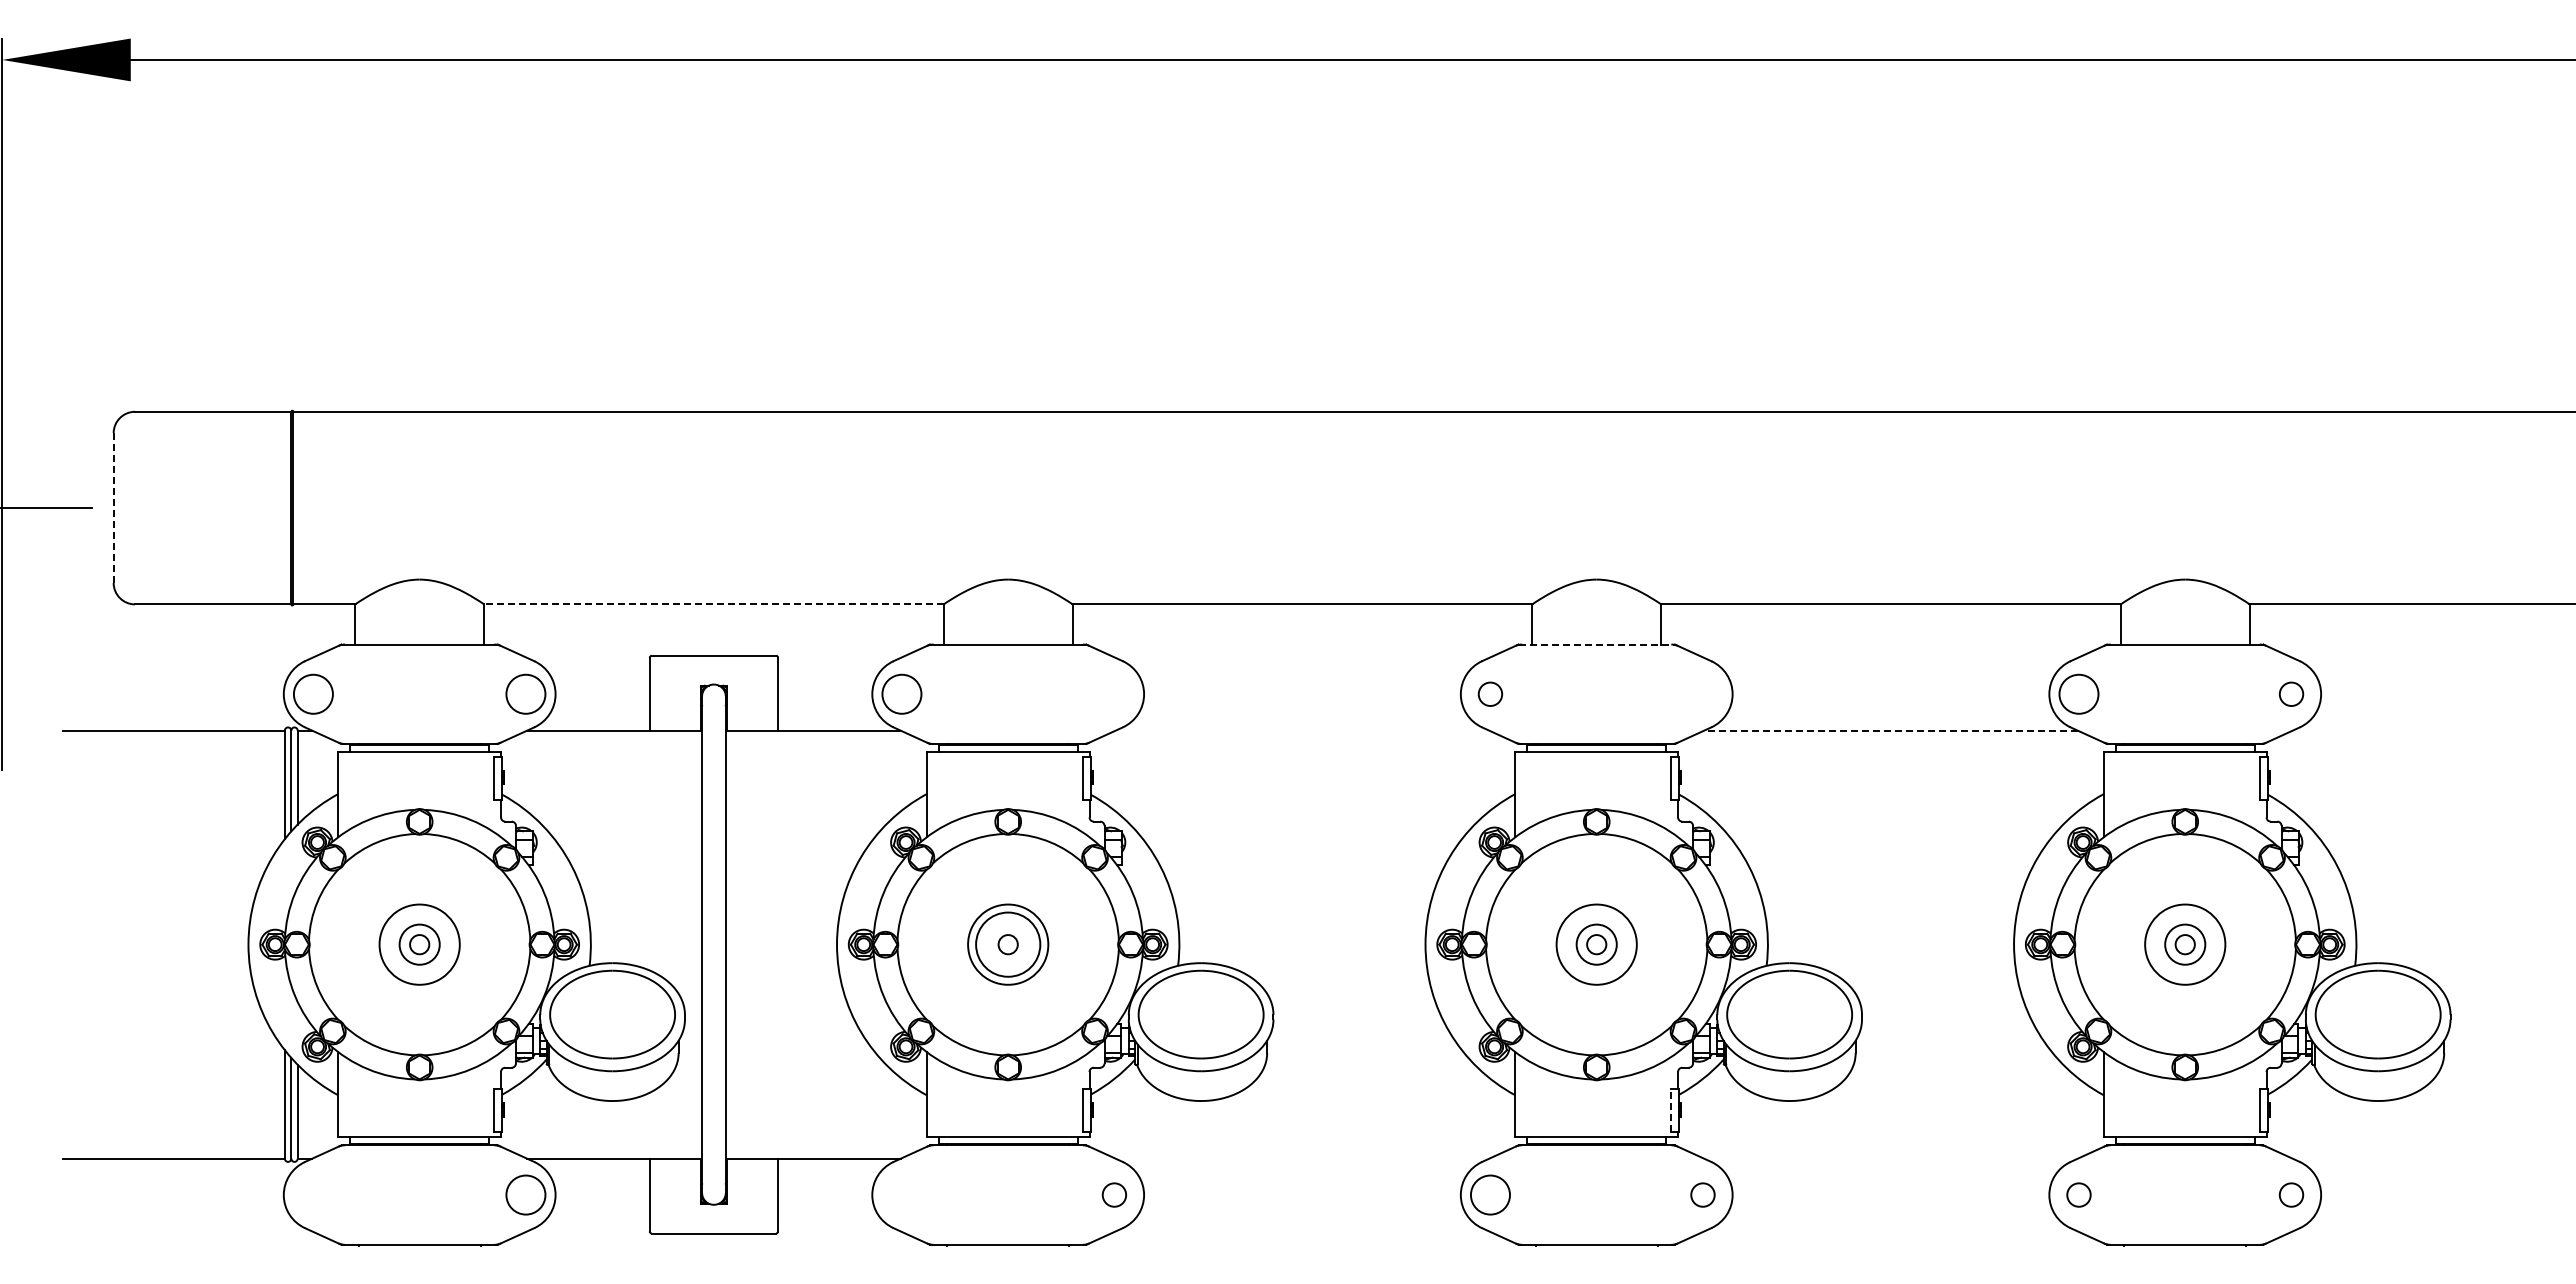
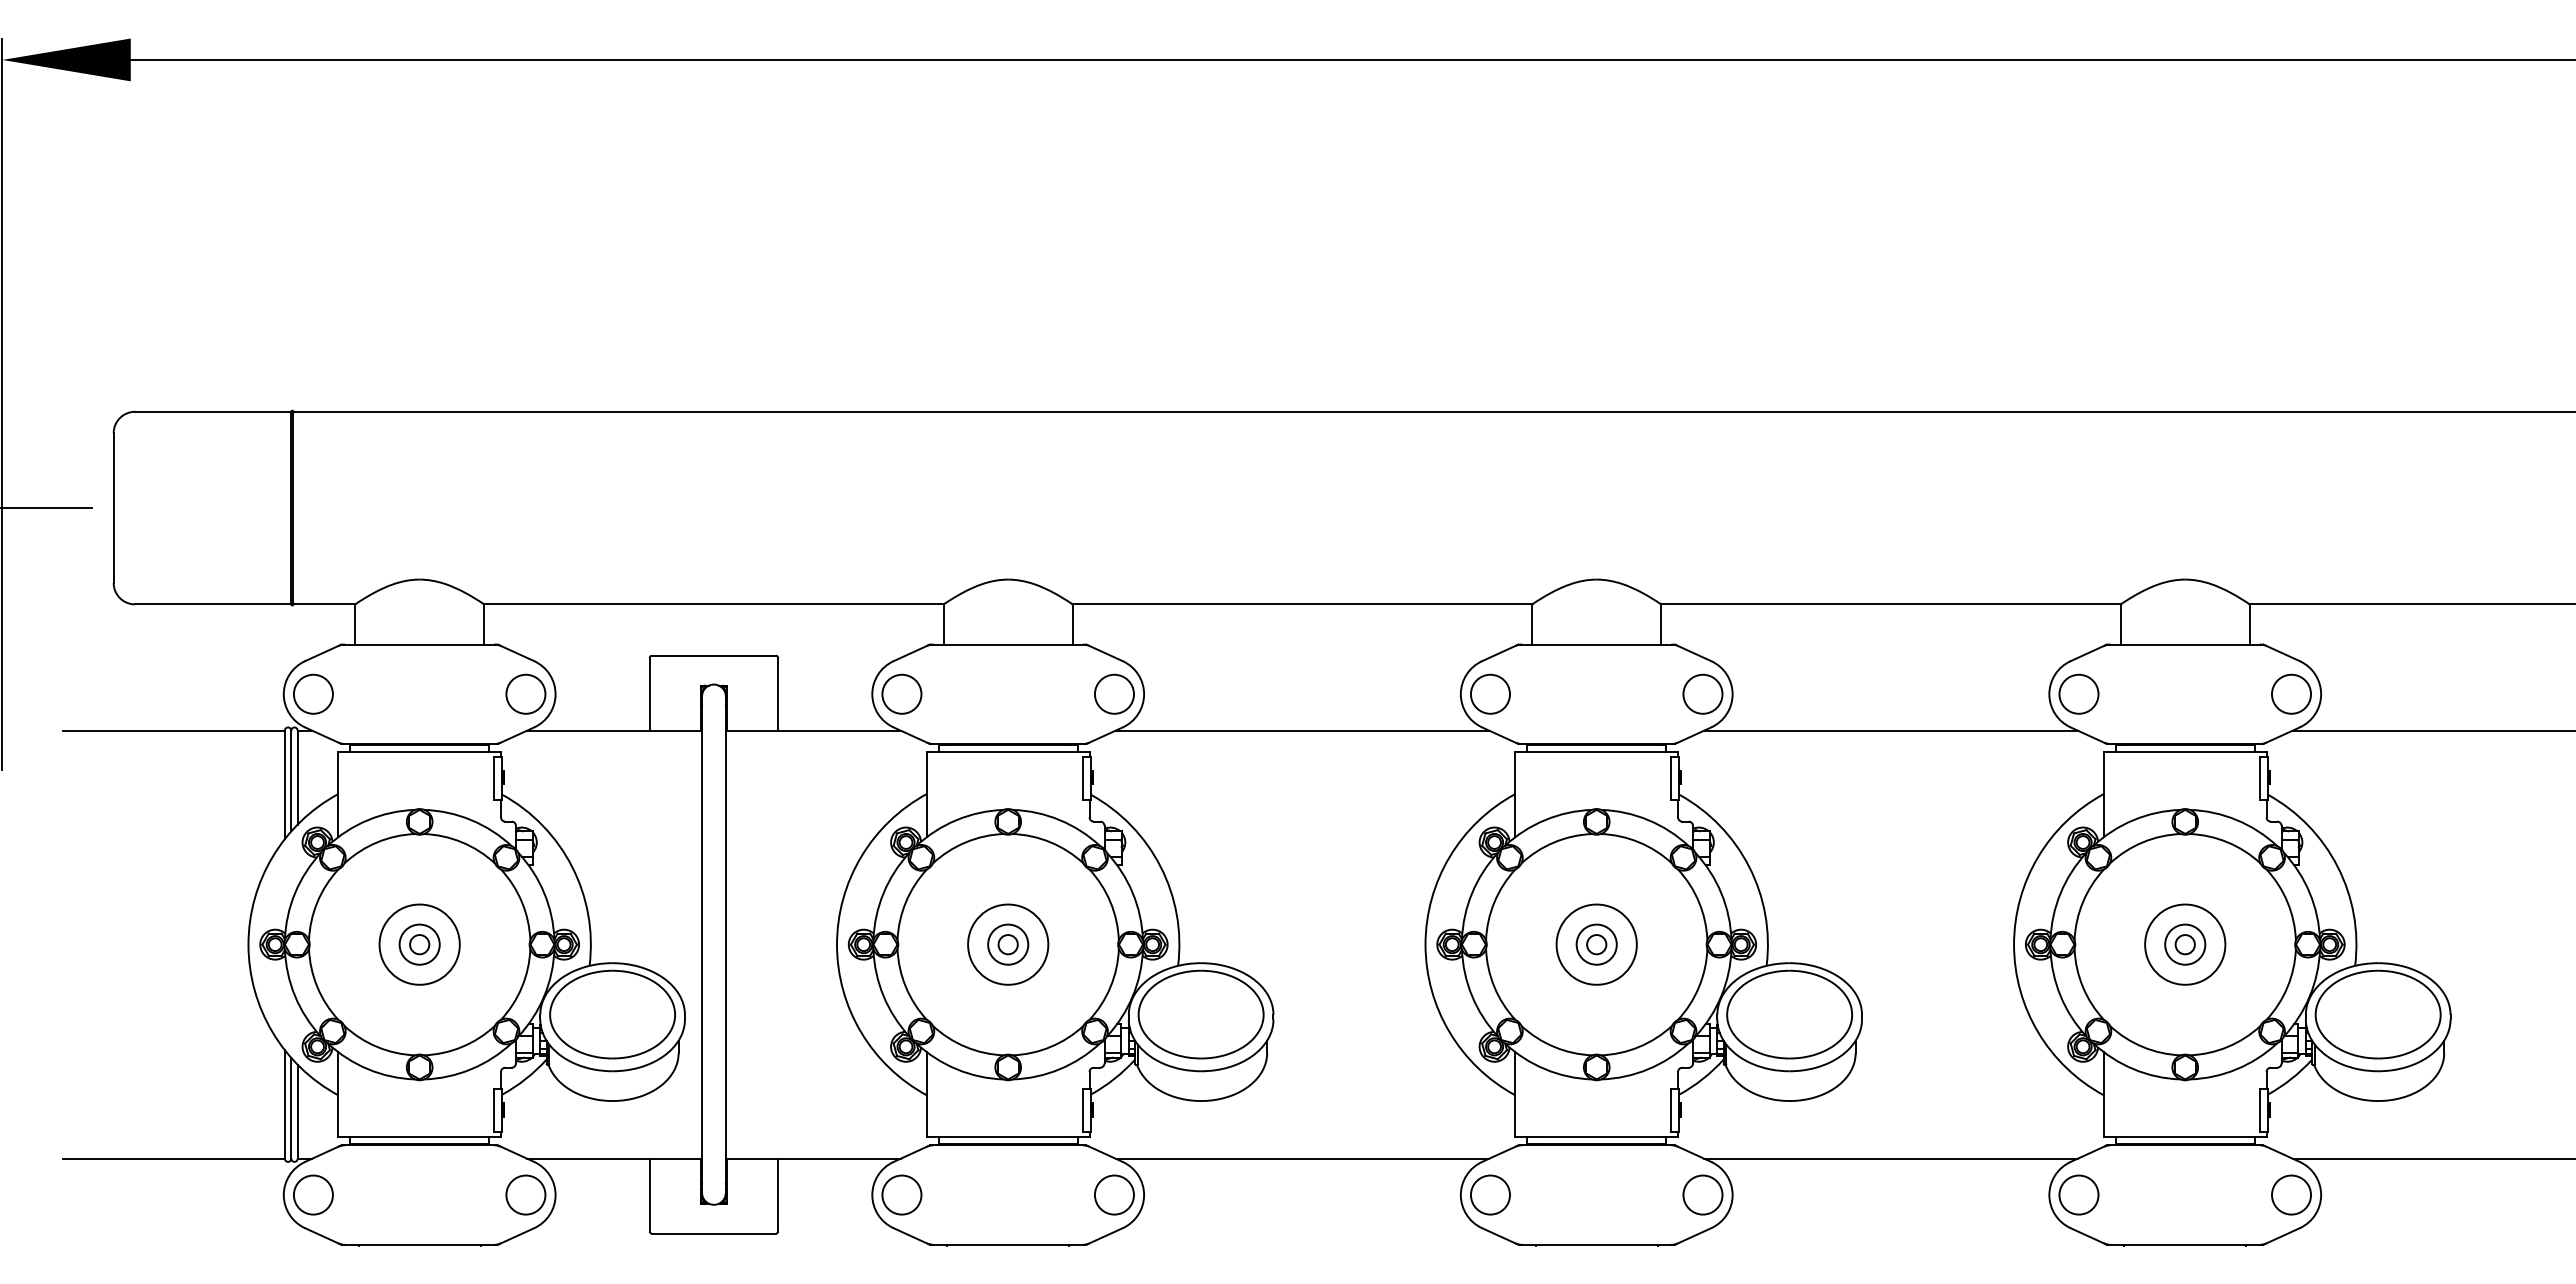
line: dashed -> solid (113, 508)
line: dashed -> solid (713, 604)
line: dashed -> solid (1596, 644)
circle: none -> present (1114, 693)
circle: none -> present (1702, 693)
circle diameter: 23 px -> 39 px (1489, 693)
circle diameter: 23 px -> 39 px (2291, 693)
line: none -> present (1302, 730)
line: dashed -> solid (1890, 730)
line: none -> present (2432, 730)
circle diameter: 64 px -> 40 px (1008, 944)
line: dashed -> solid (1671, 1110)
line: none -> present (1302, 1158)
line: none -> present (1890, 1158)
line: none -> present (2432, 1158)
circle: none -> present (313, 1194)
circle: none -> present (901, 1194)
circle diameter: 23 px -> 39 px (1113, 1194)
circle diameter: 23 px -> 39 px (1702, 1194)
circle diameter: 23 px -> 39 px (2078, 1194)
circle diameter: 23 px -> 39 px (2291, 1194)
